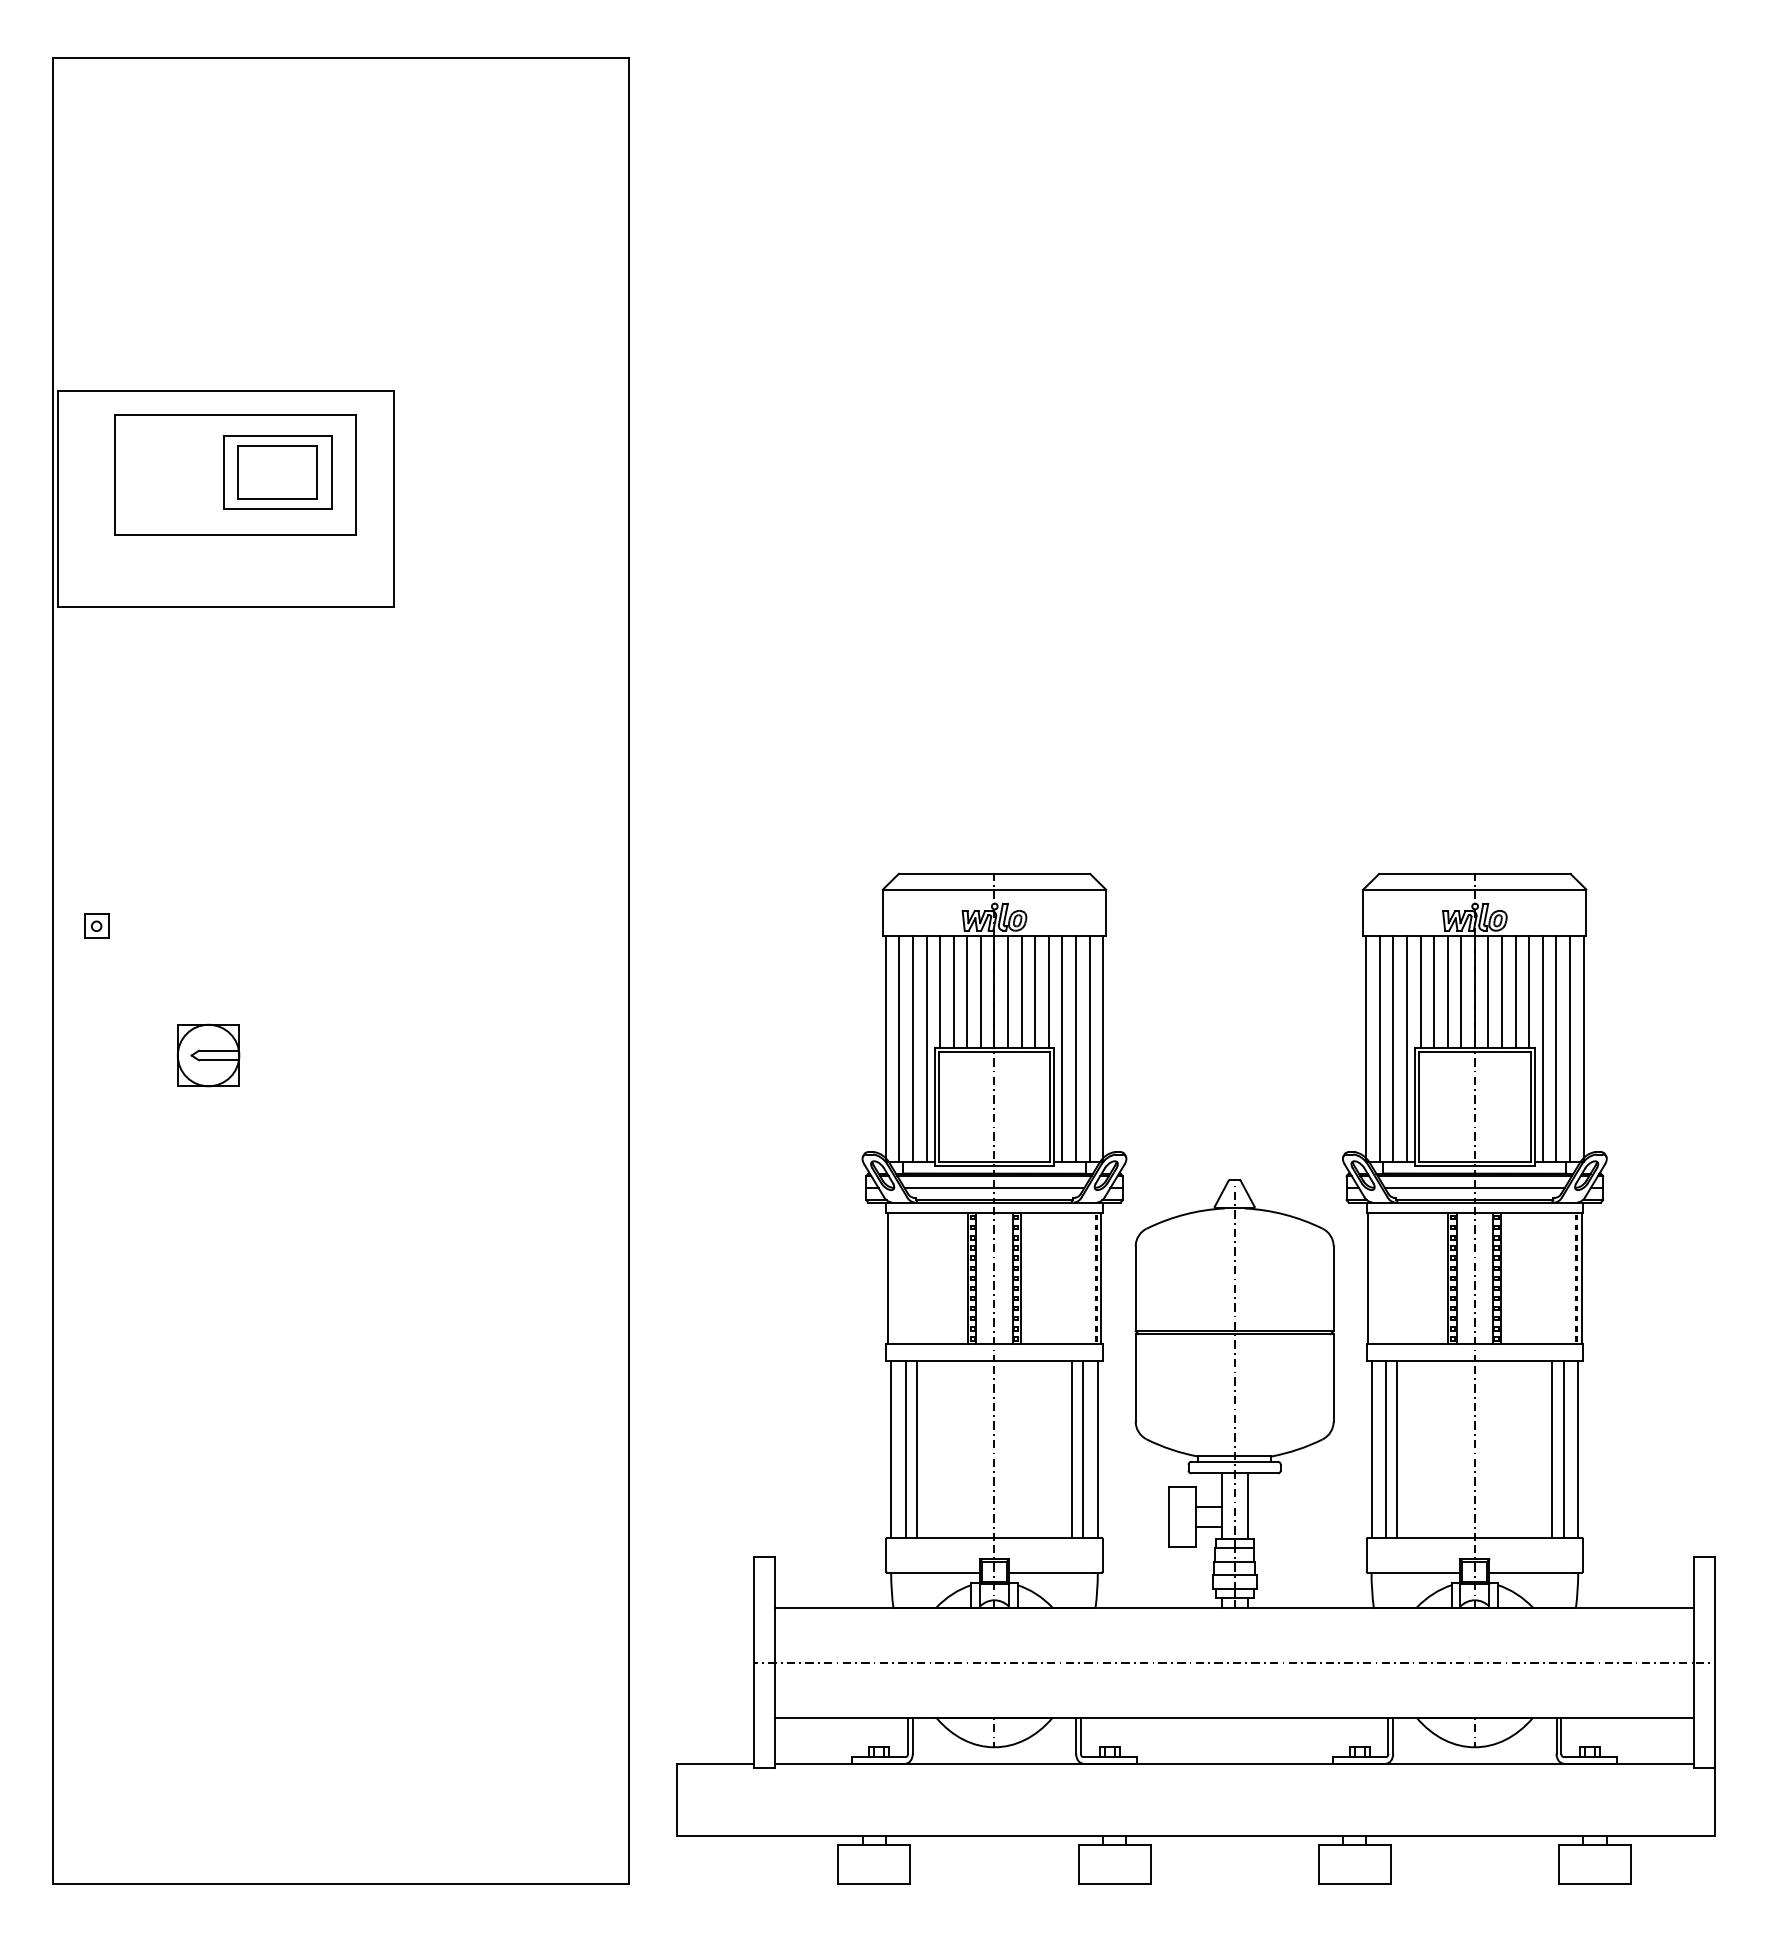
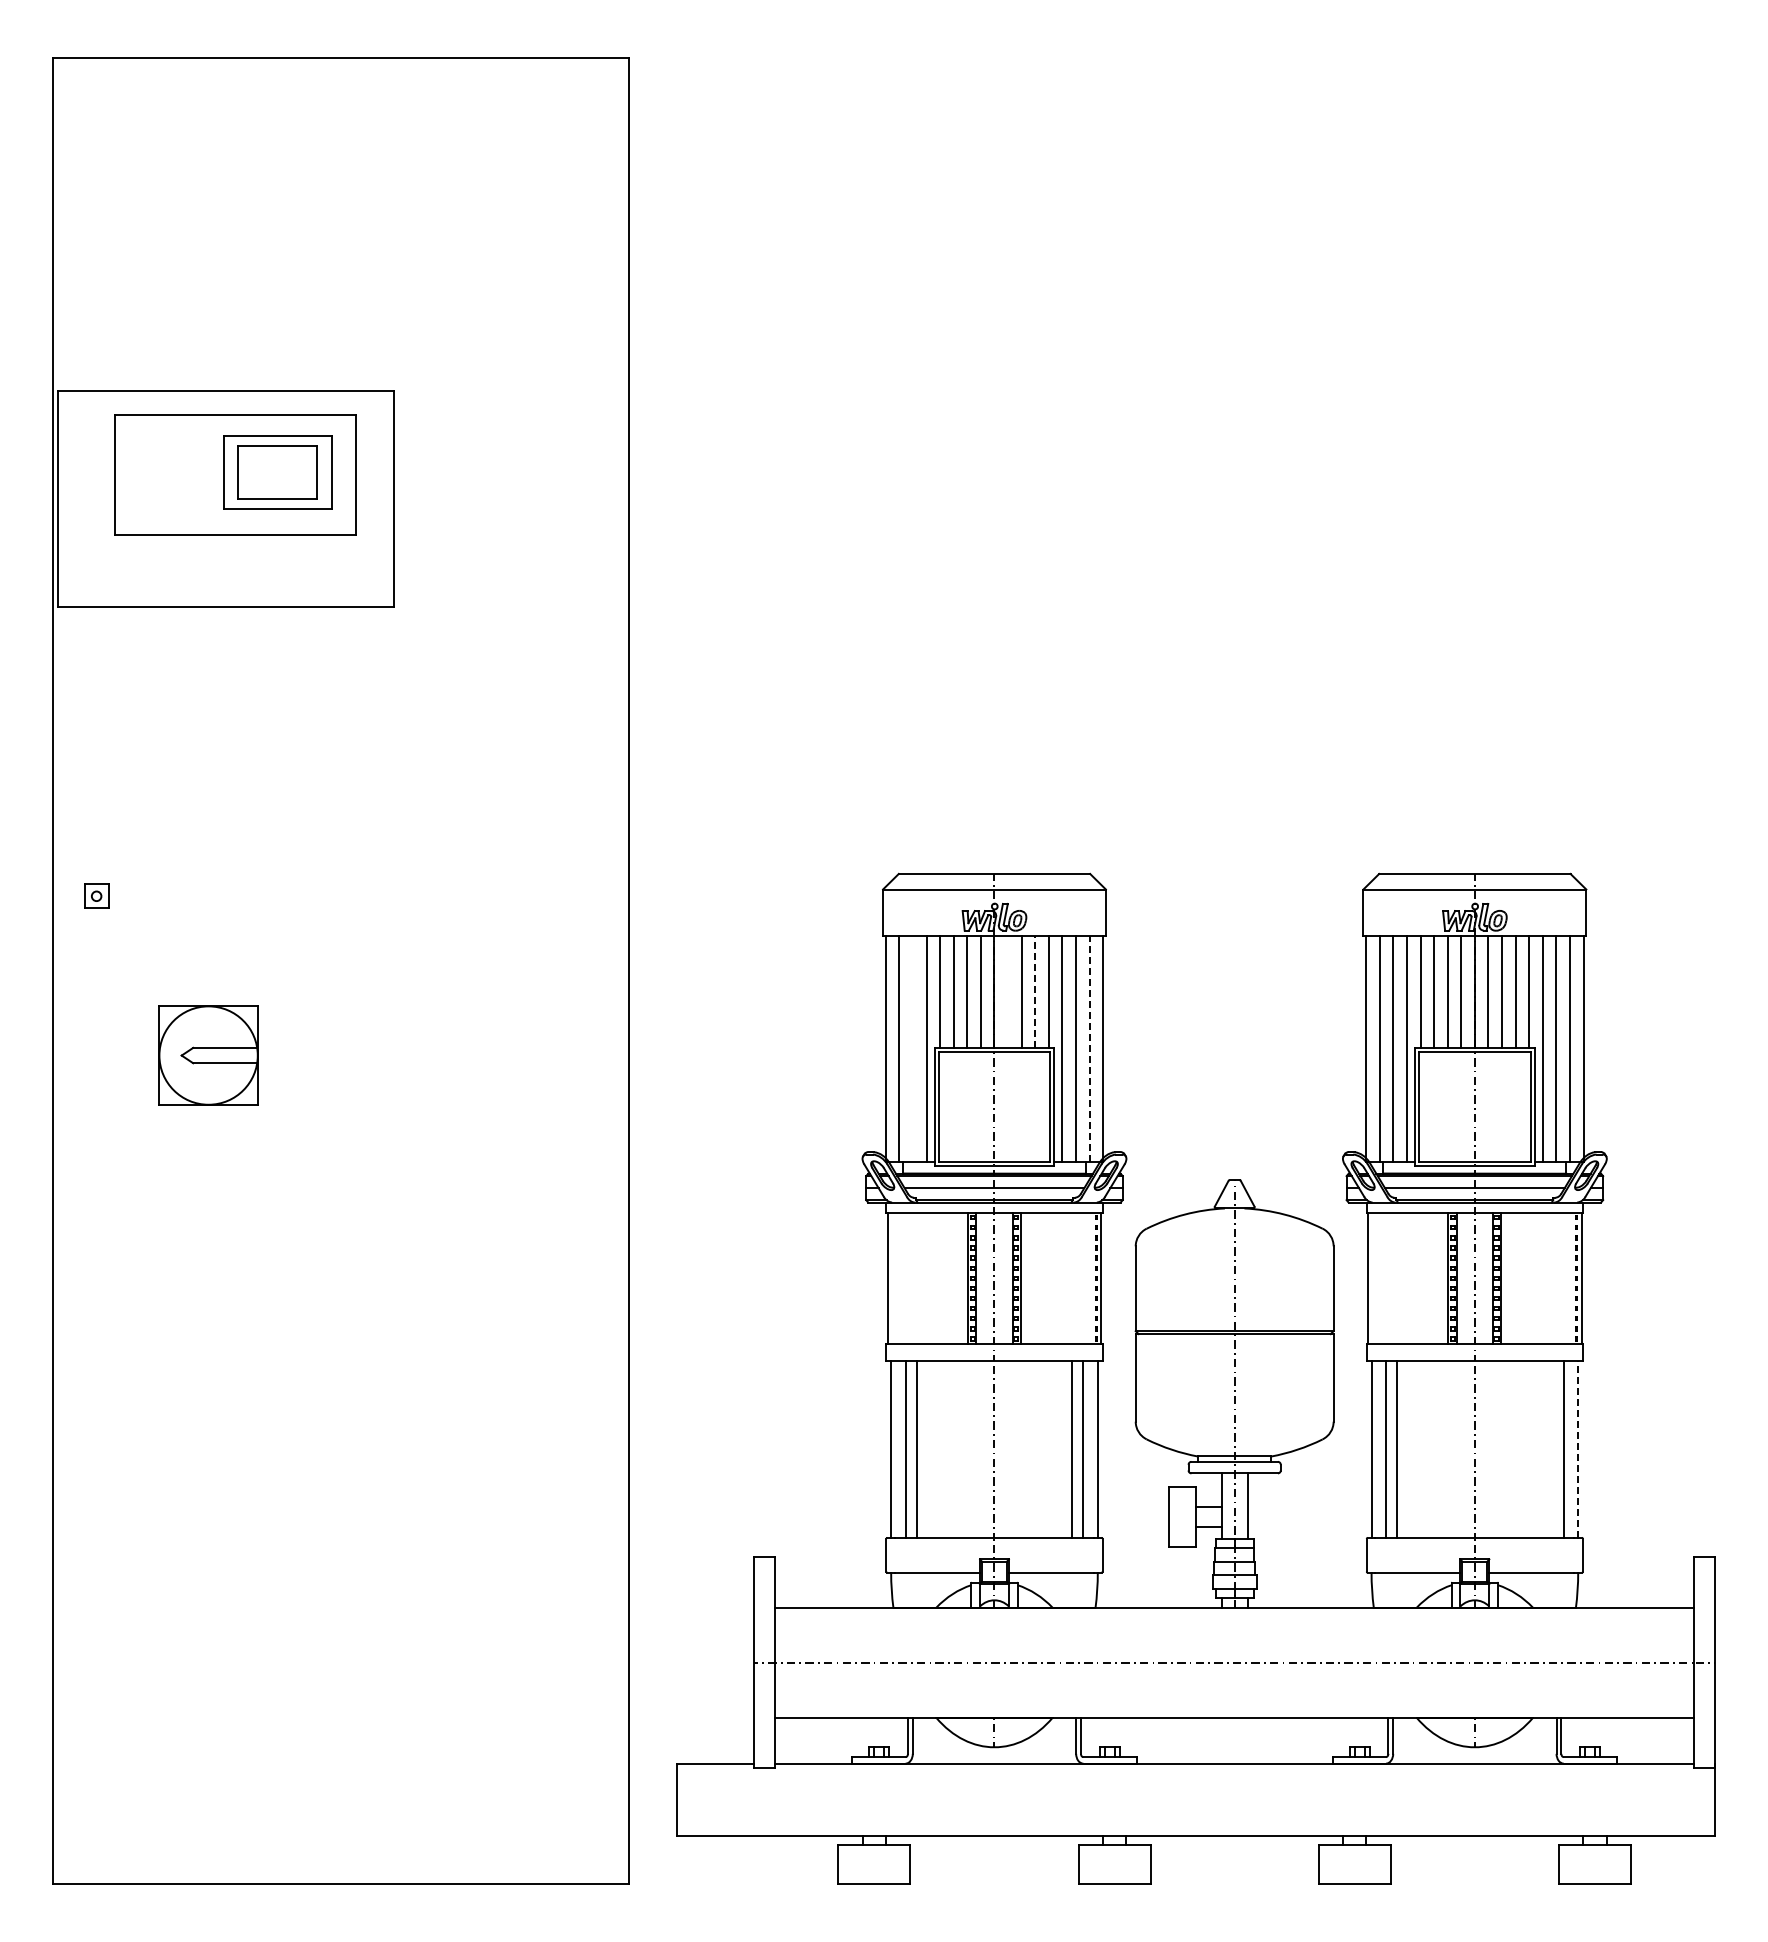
part position: (96, 925) -> (96, 895) (96, 895)
line: present -> none (1008, 991)
line: solid -> dashed (1035, 992)
line: present -> none (912, 1048)
line: solid -> dashed (1089, 1049)
part size: 65x65 px -> 101x101 px (208, 1055)
line: present -> none (1552, 1448)
line: solid -> dashed (1578, 1449)
